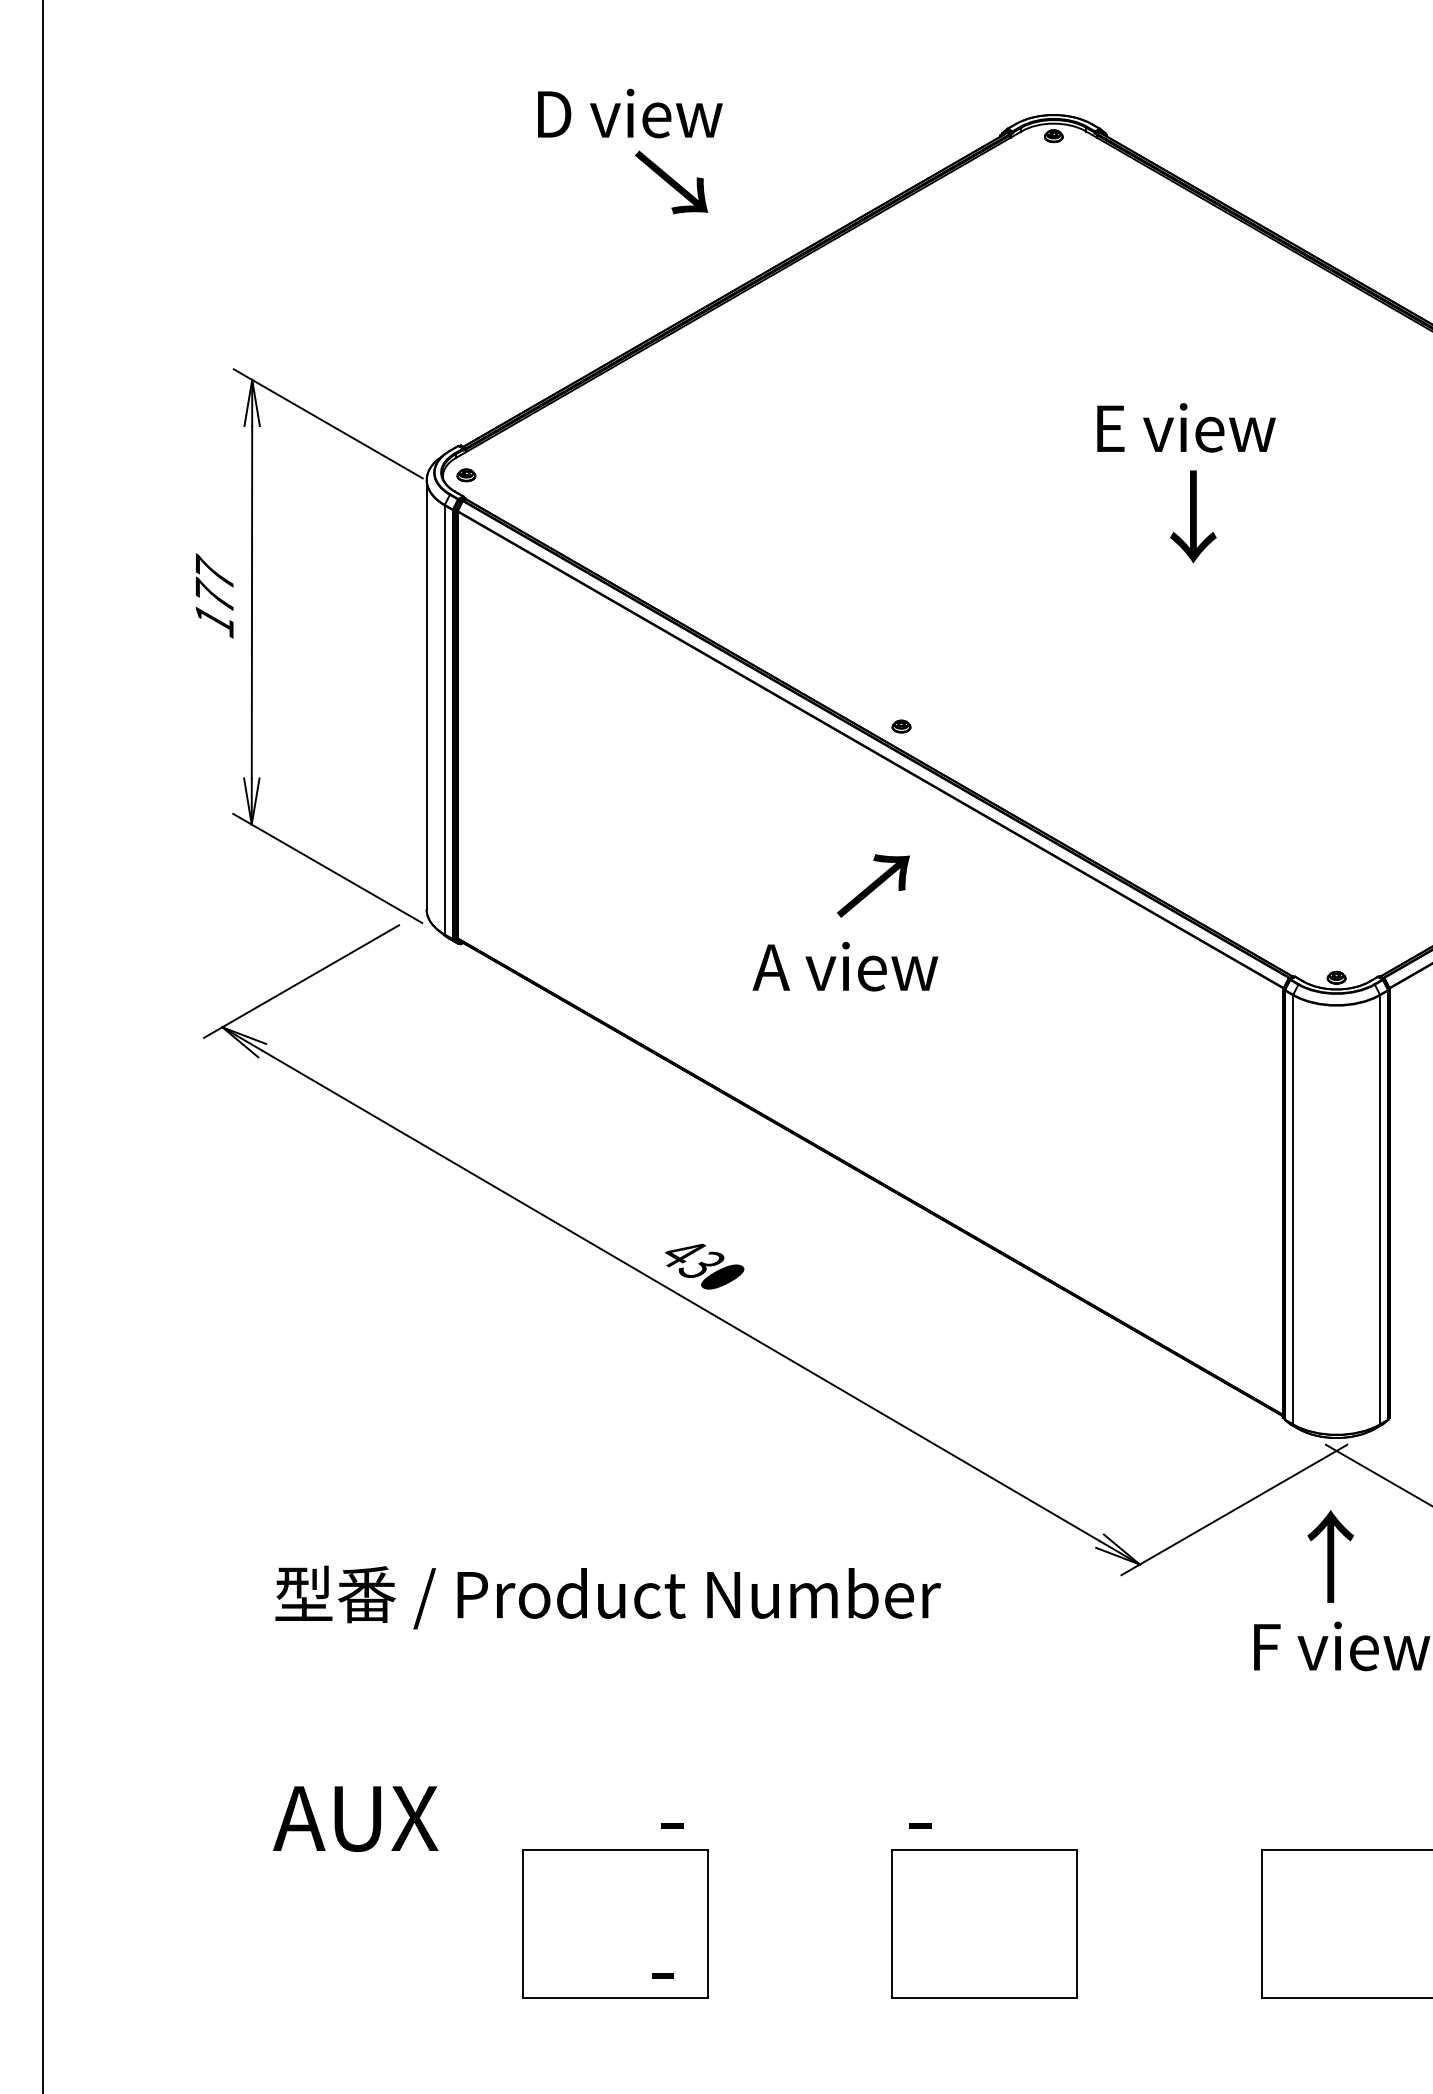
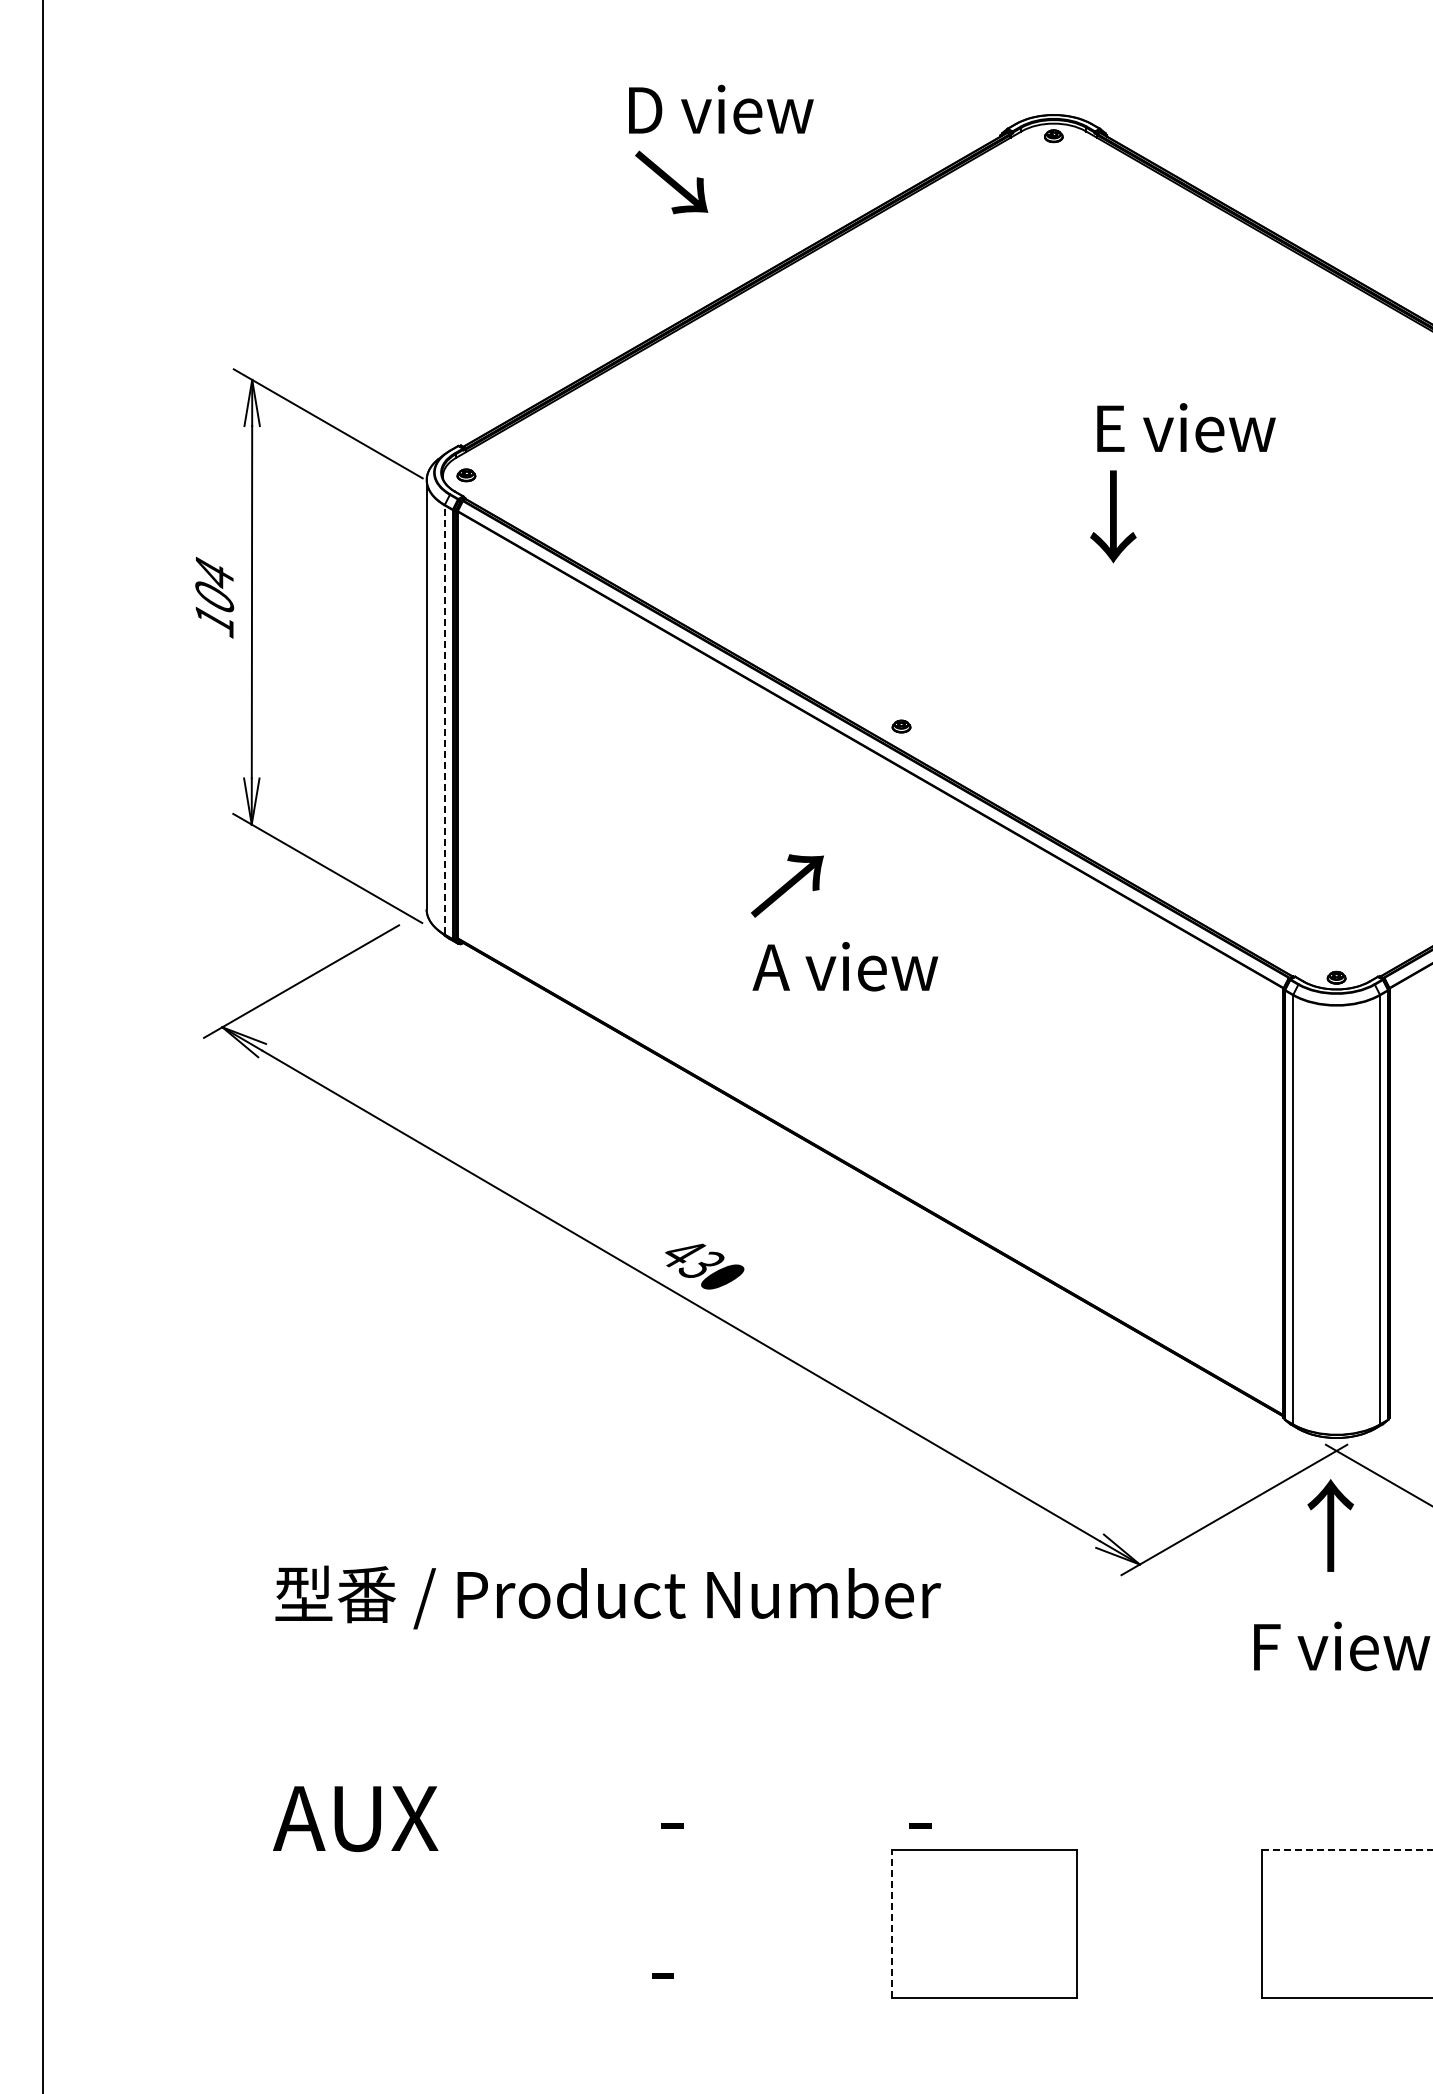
text position: (630, 113) -> (721, 109) (721, 109)
text position: (1193, 516) -> (1113, 516) (1113, 516)
text: 177 -> 104 (214, 582)
line: solid -> dashed (444, 719)
text position: (873, 885) -> (787, 885) (787, 885)
text position: (1330, 1556) -> (1330, 1525) (1330, 1525)
line: solid -> dashed (1347, 1850)
part: present -> none (615, 1923)
line: solid -> dashed (892, 1924)
